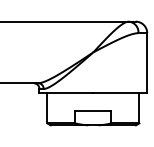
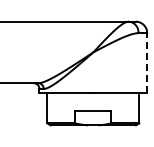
line: solid -> dashed (147, 63)
